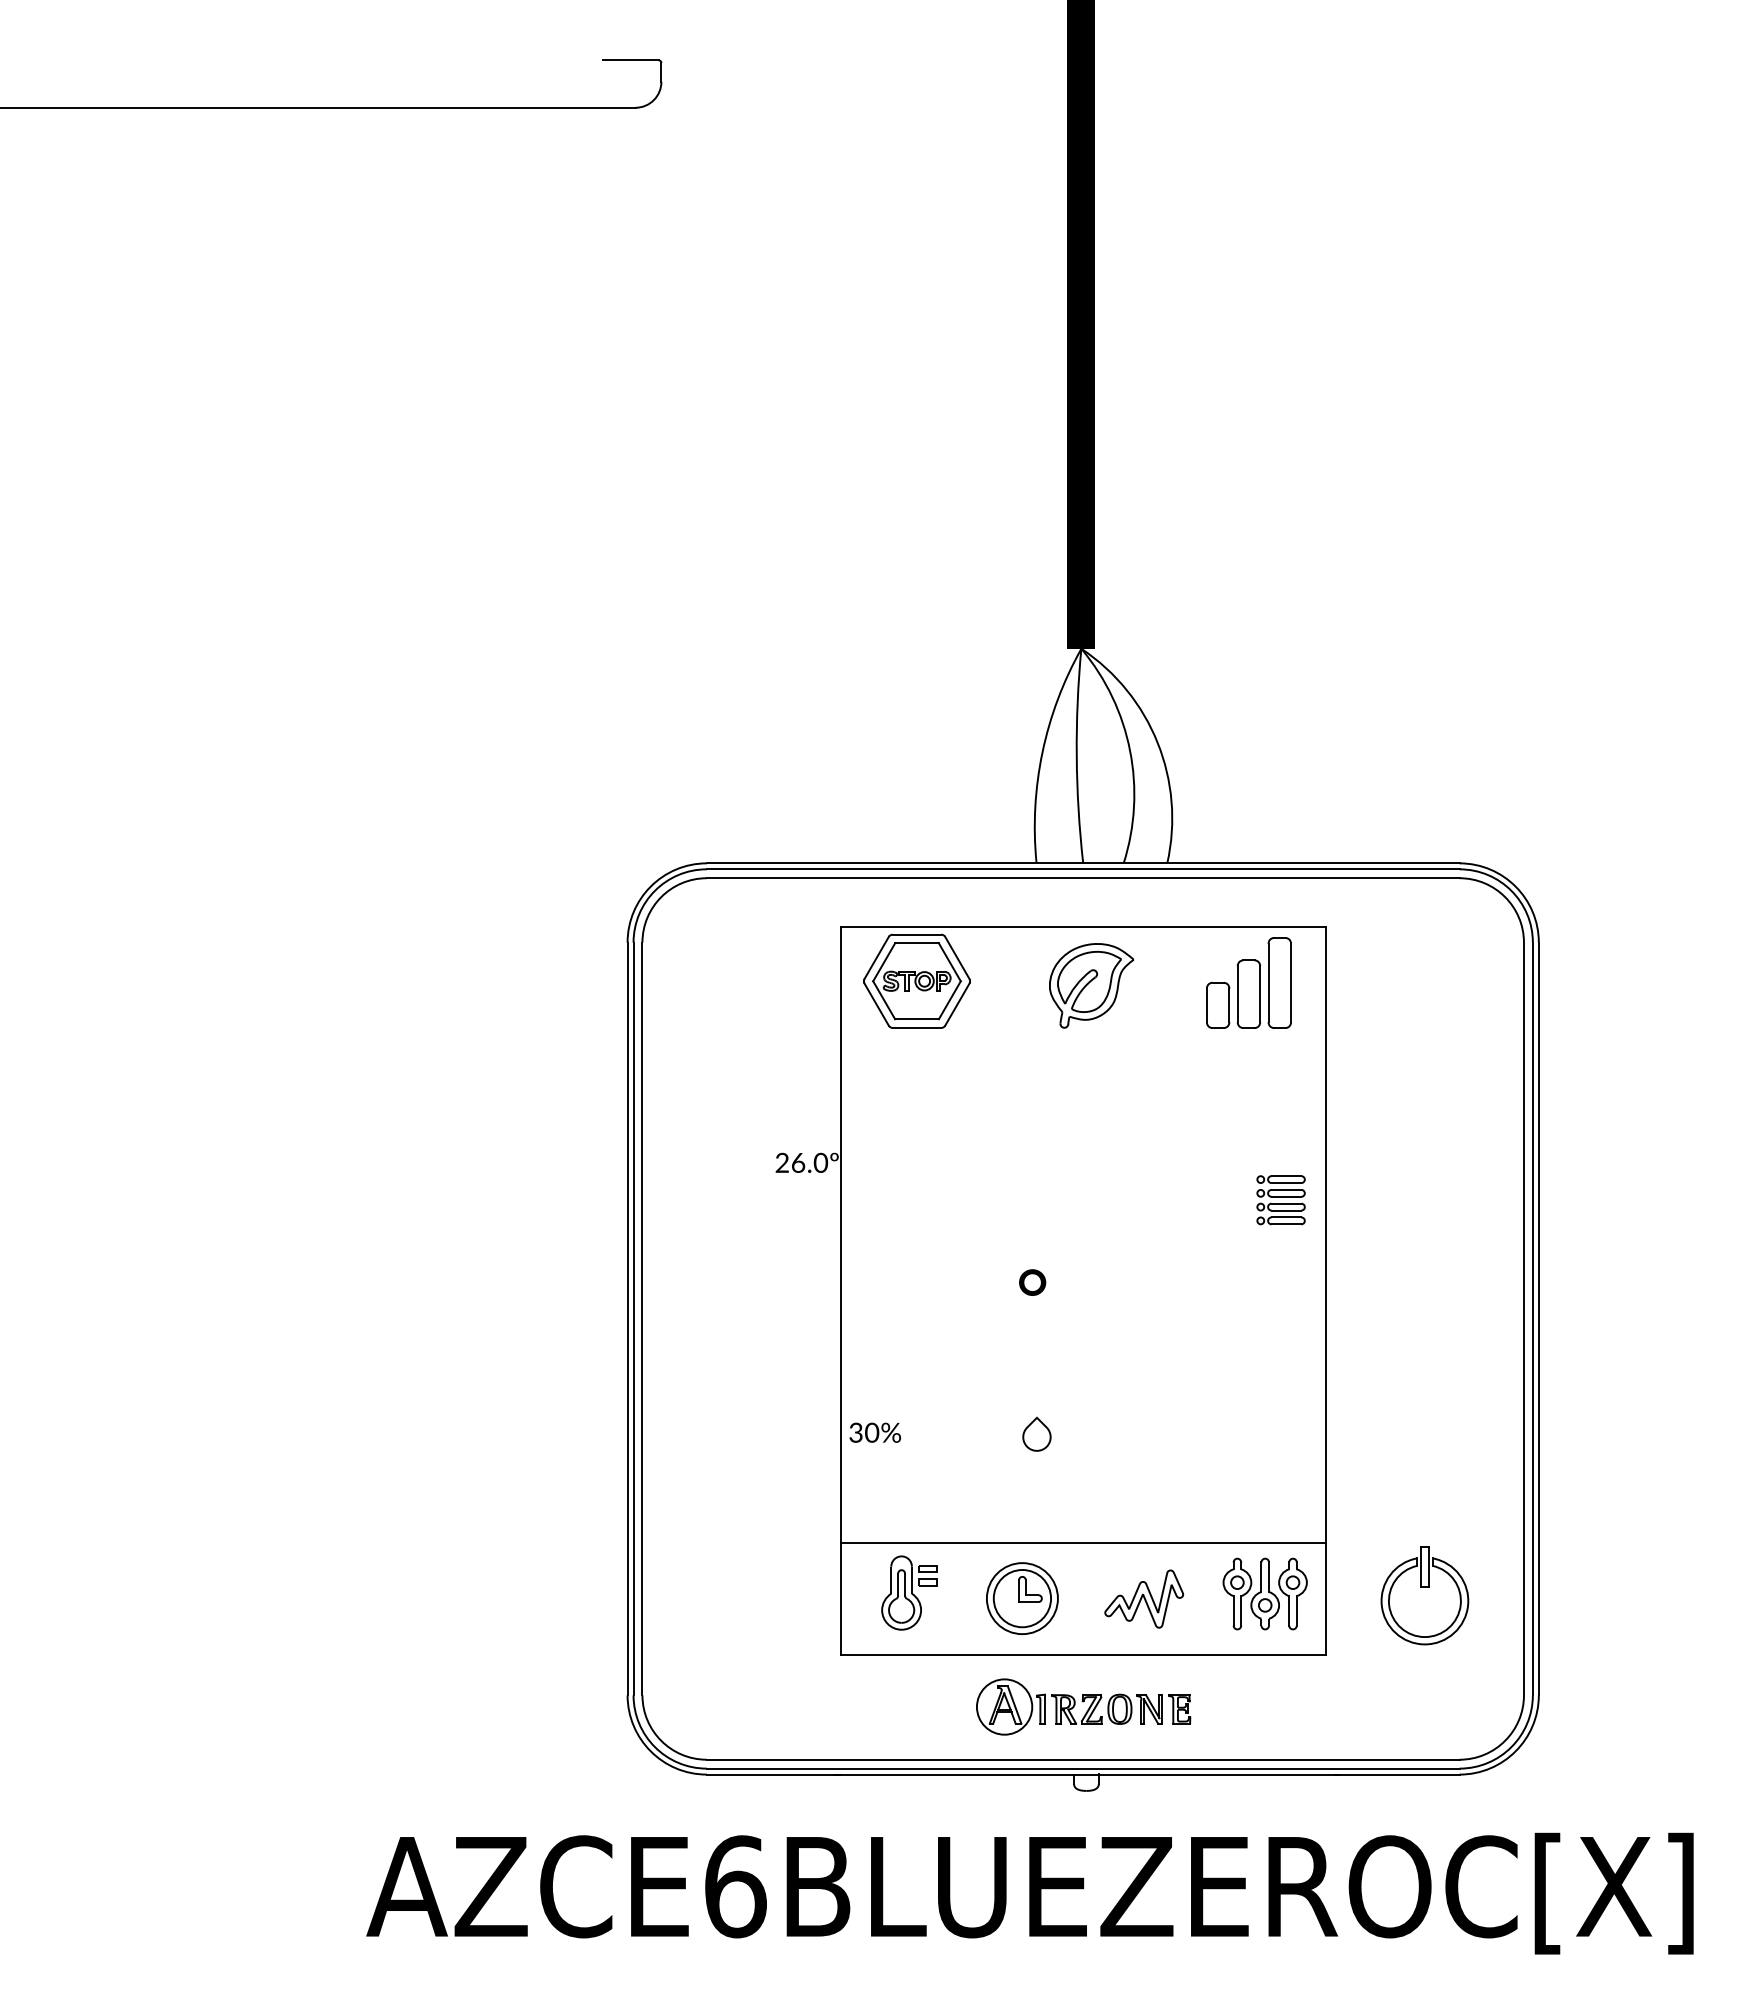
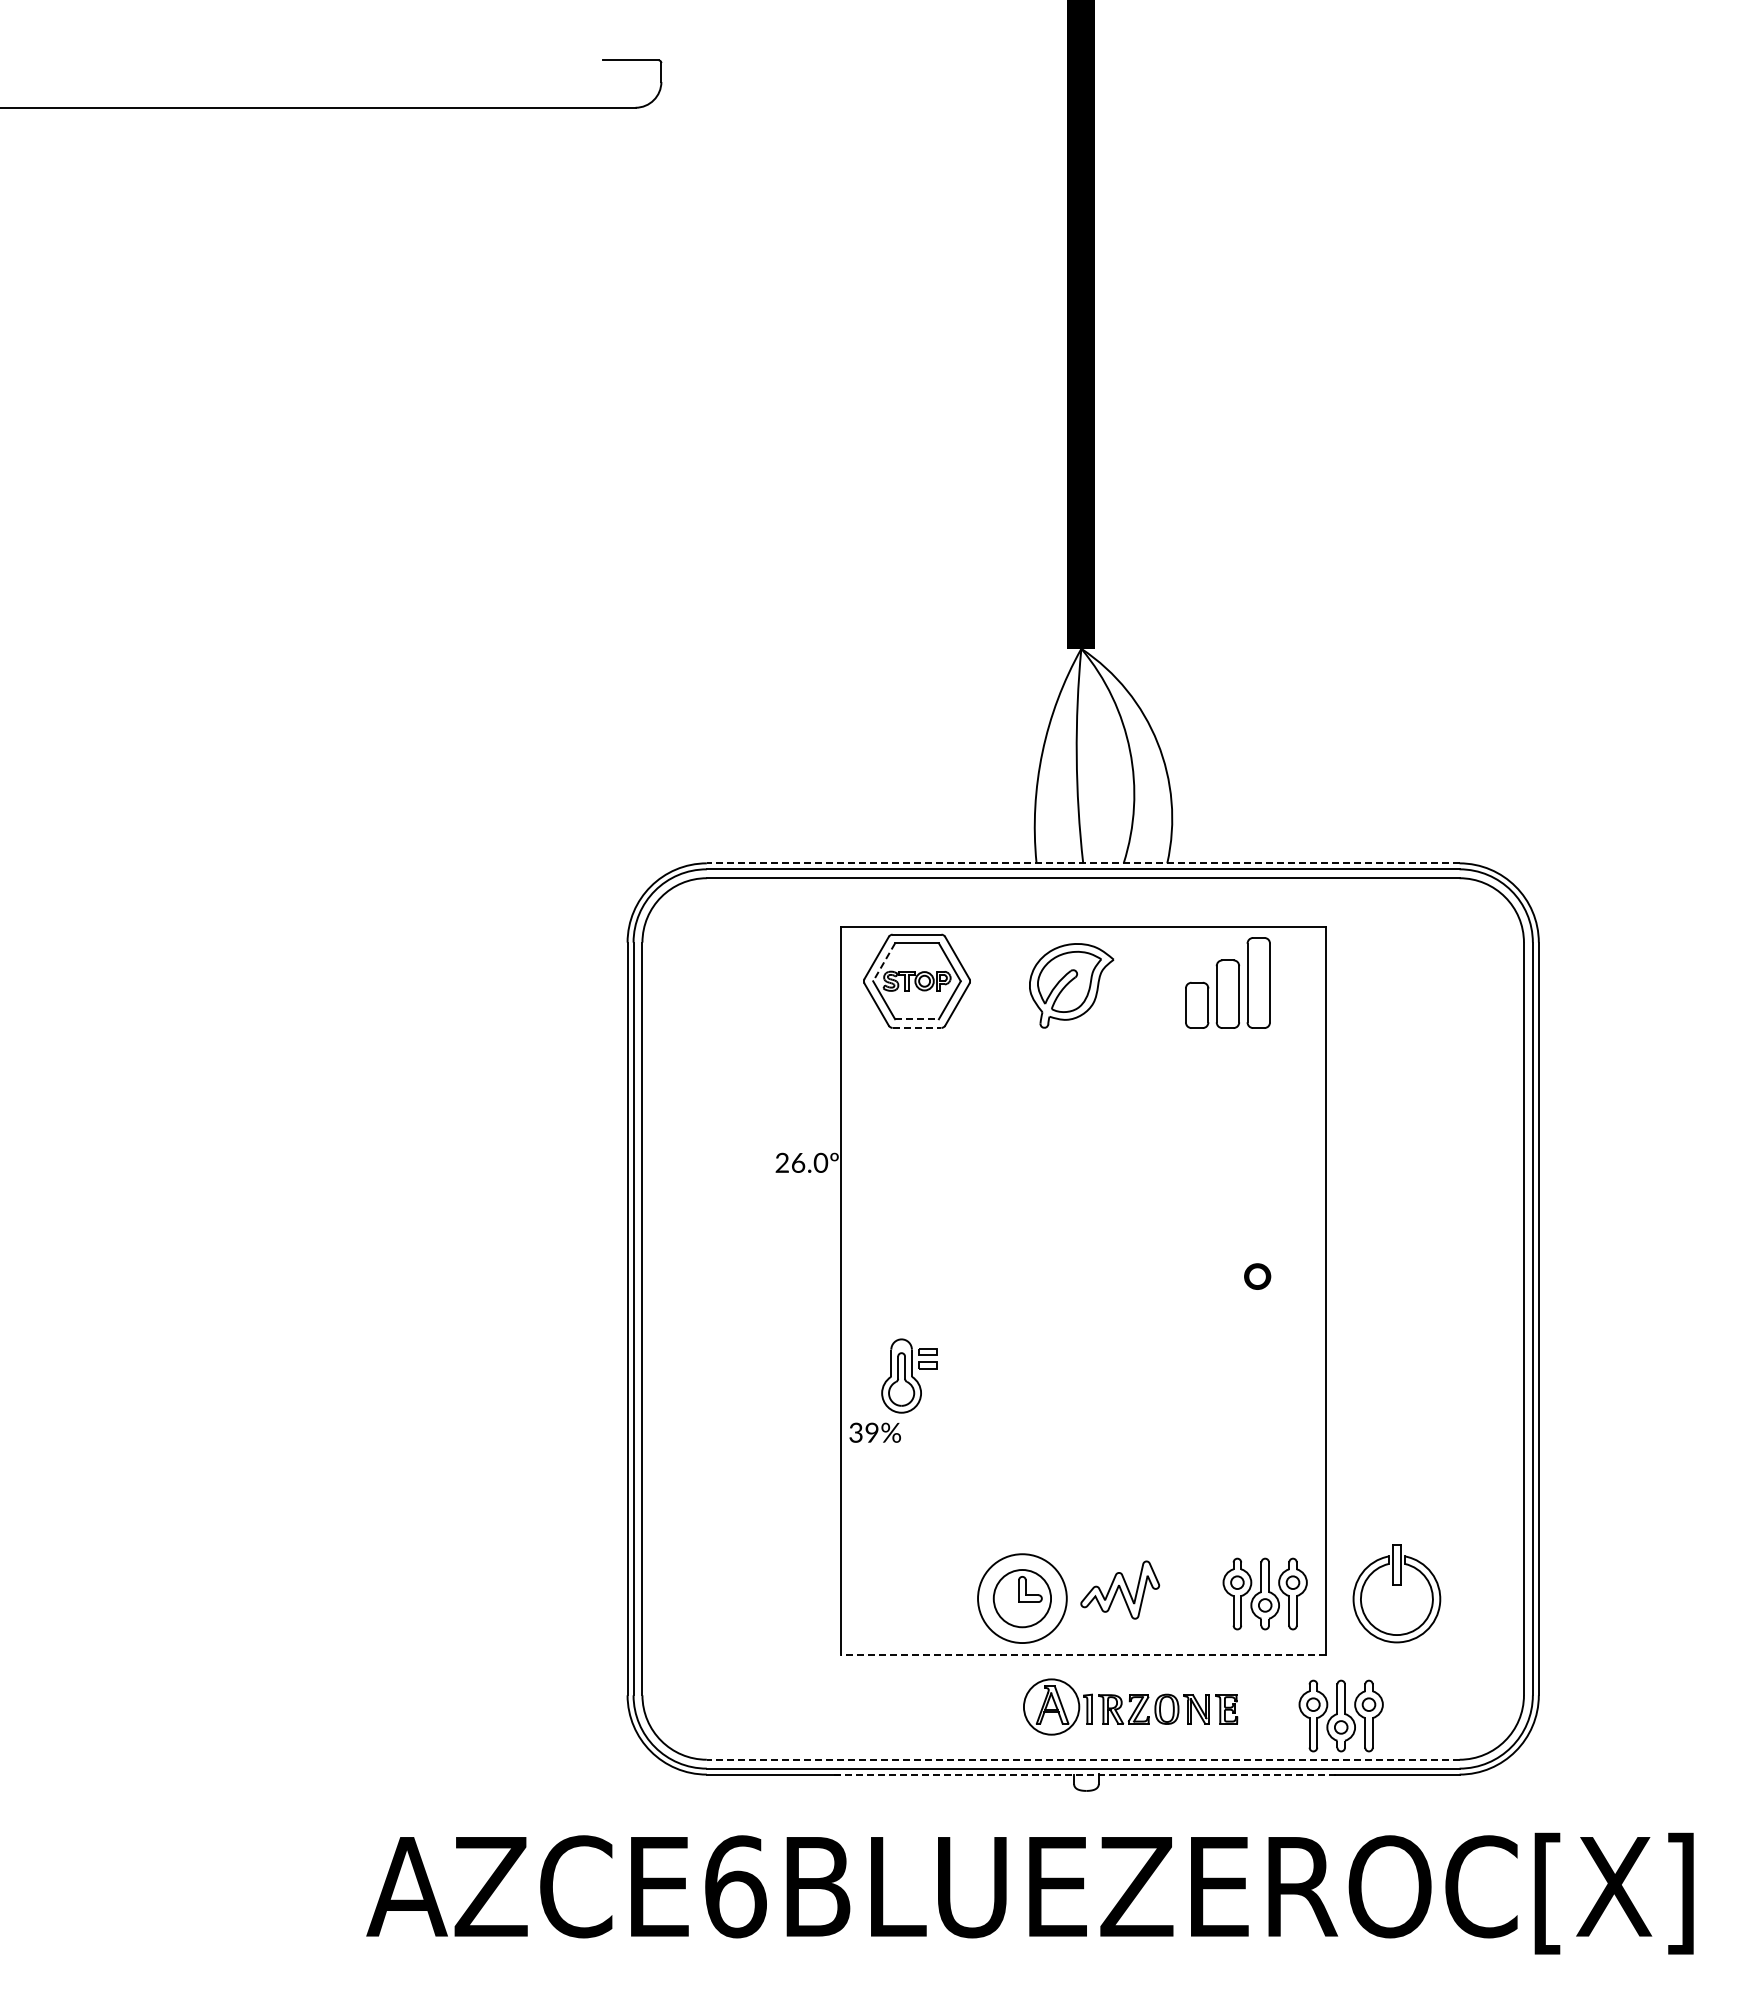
line: solid -> dashed (1082, 863)
line: solid -> dashed (884, 962)
part position: (1248, 982) -> (1227, 982) (1227, 982)
part position: (1091, 985) -> (1071, 985) (1071, 985)
line: solid -> dashed (917, 1019)
line: solid -> dashed (917, 1027)
part: present -> none (1280, 1200)
text position: (1032, 1282) -> (1257, 1276) (1257, 1276)
text: 30% -> 39% (872, 1433)
part: present -> none (1036, 1433)
line: present -> none (1082, 1542)
part position: (1424, 1587) -> (1396, 1585) (1396, 1585)
part position: (909, 1592) -> (909, 1375) (909, 1375)
circle diameter: 71 px -> 89 px (1022, 1598)
part position: (1144, 1598) -> (1120, 1589) (1120, 1589)
line: solid -> dashed (1083, 1655)
part position: (1083, 1706) -> (1130, 1706) (1130, 1706)
part: none -> present (1340, 1715)
line: solid -> dashed (1082, 1759)
line: solid -> dashed (1086, 1774)
